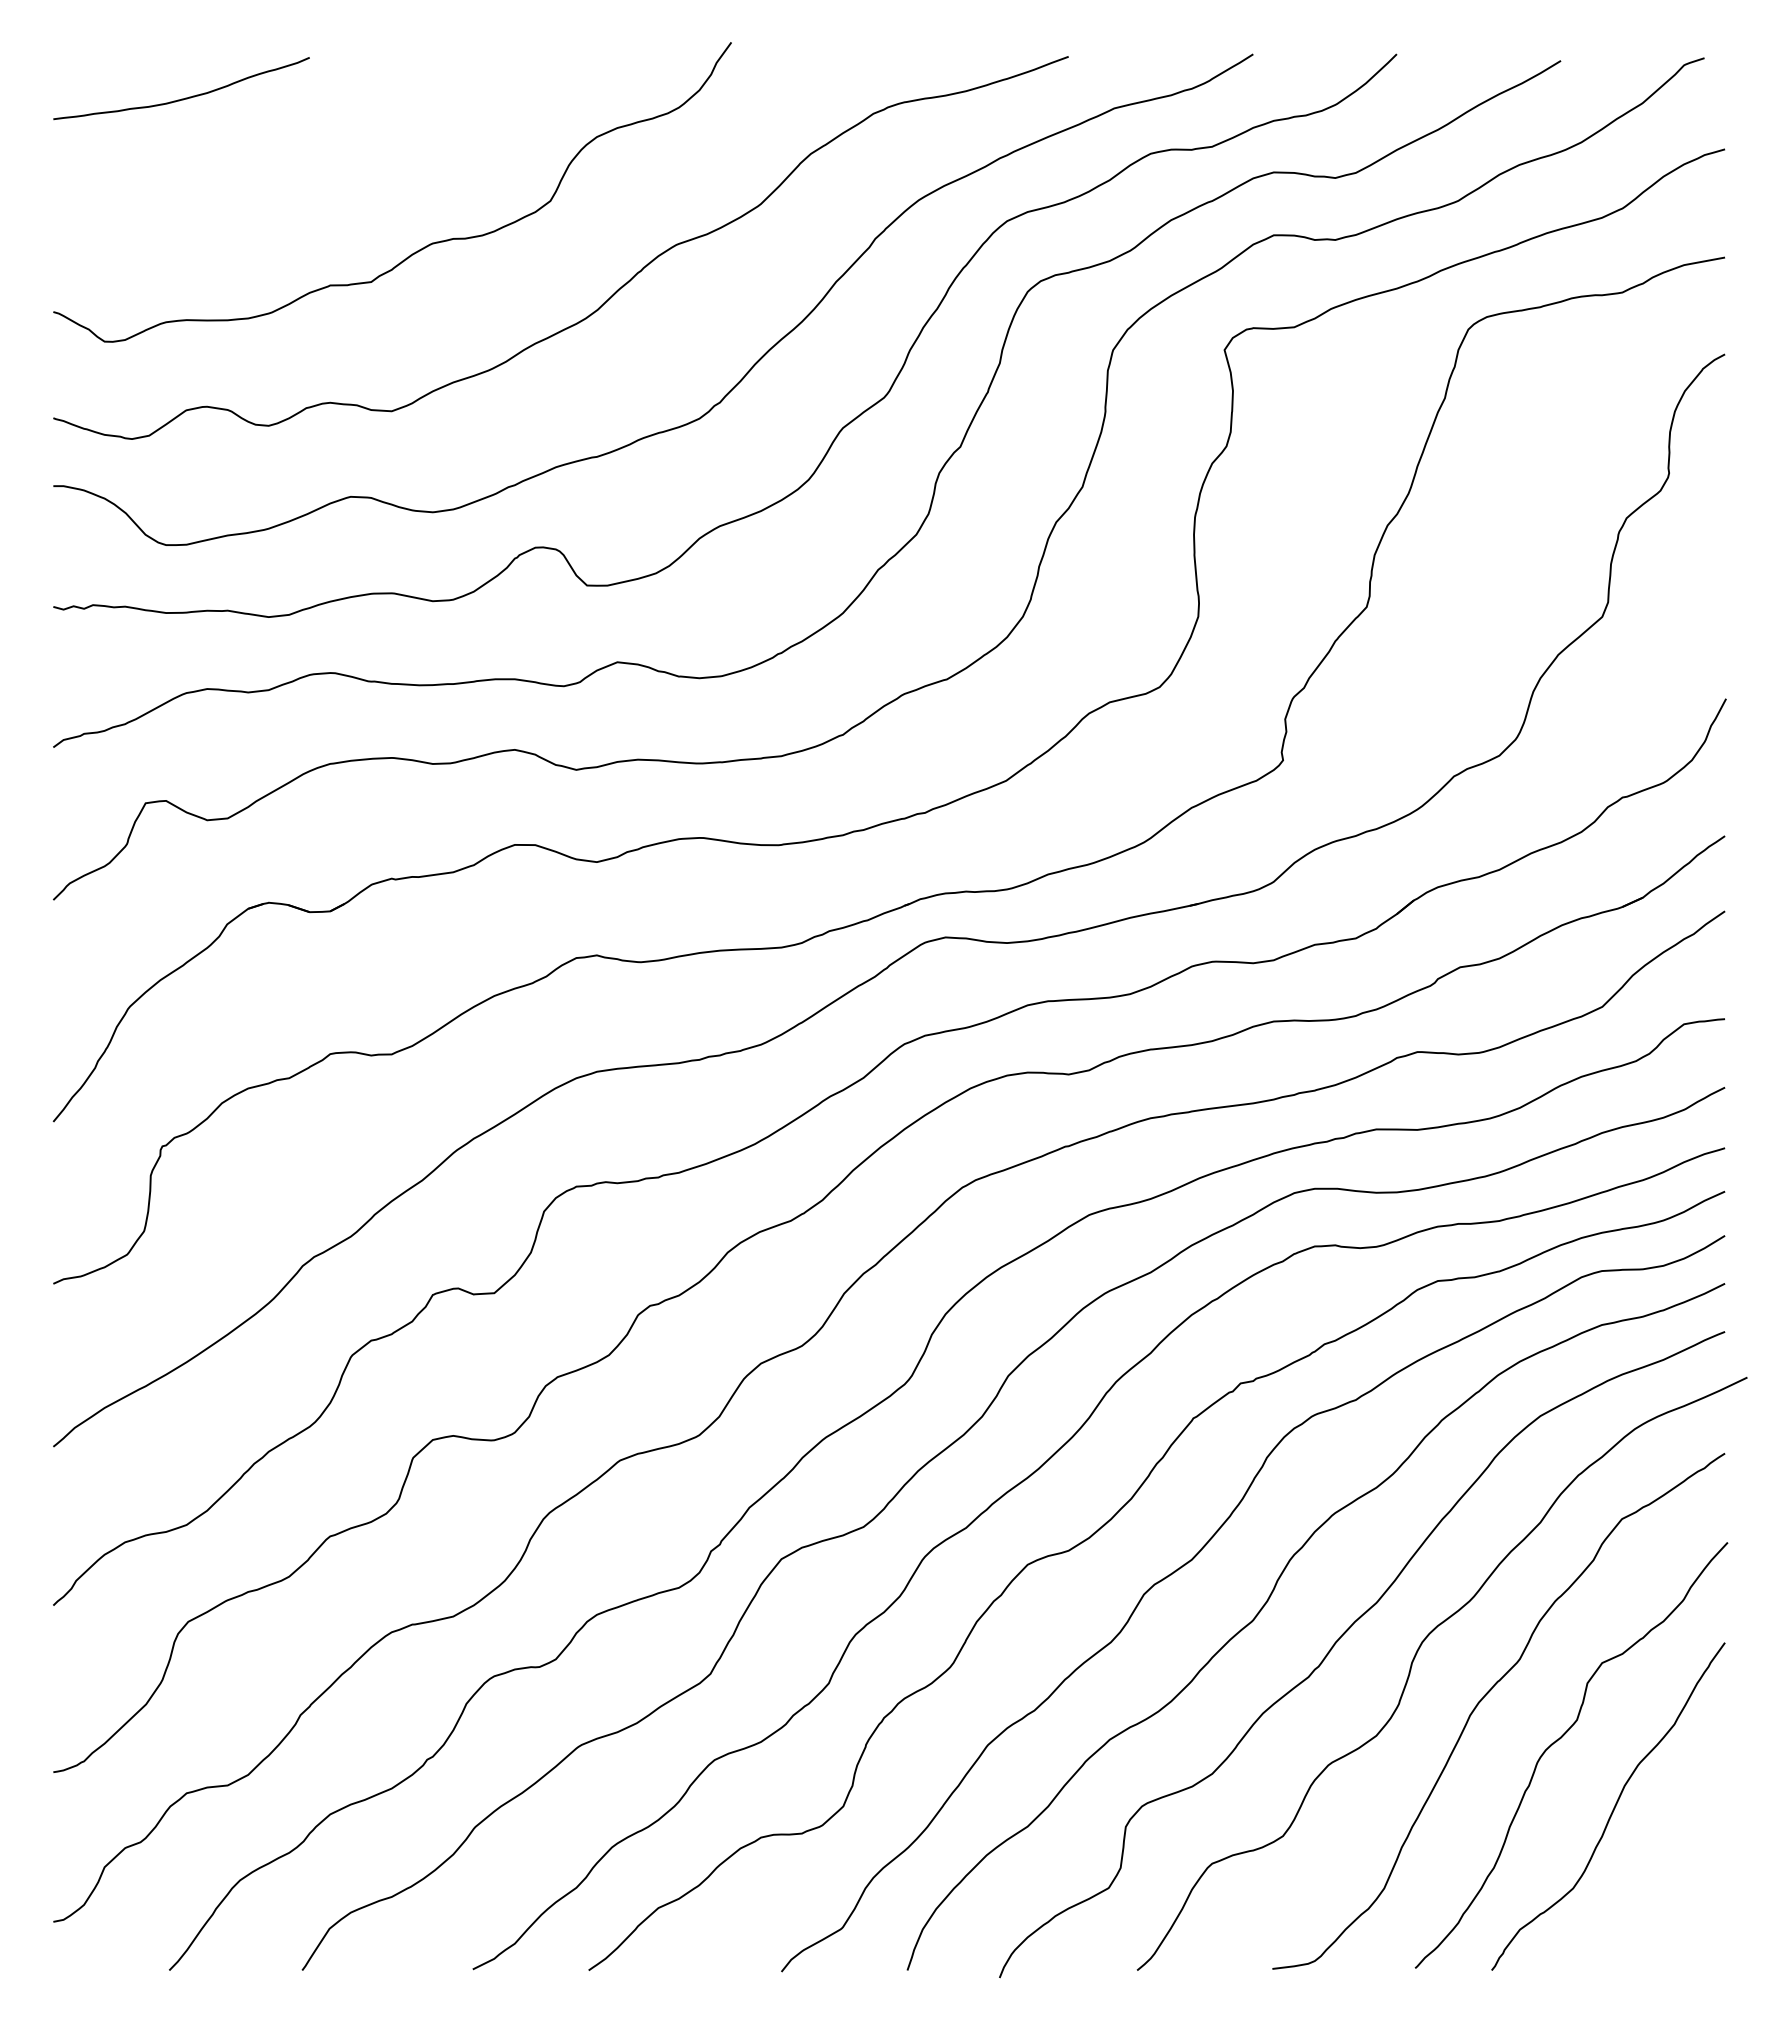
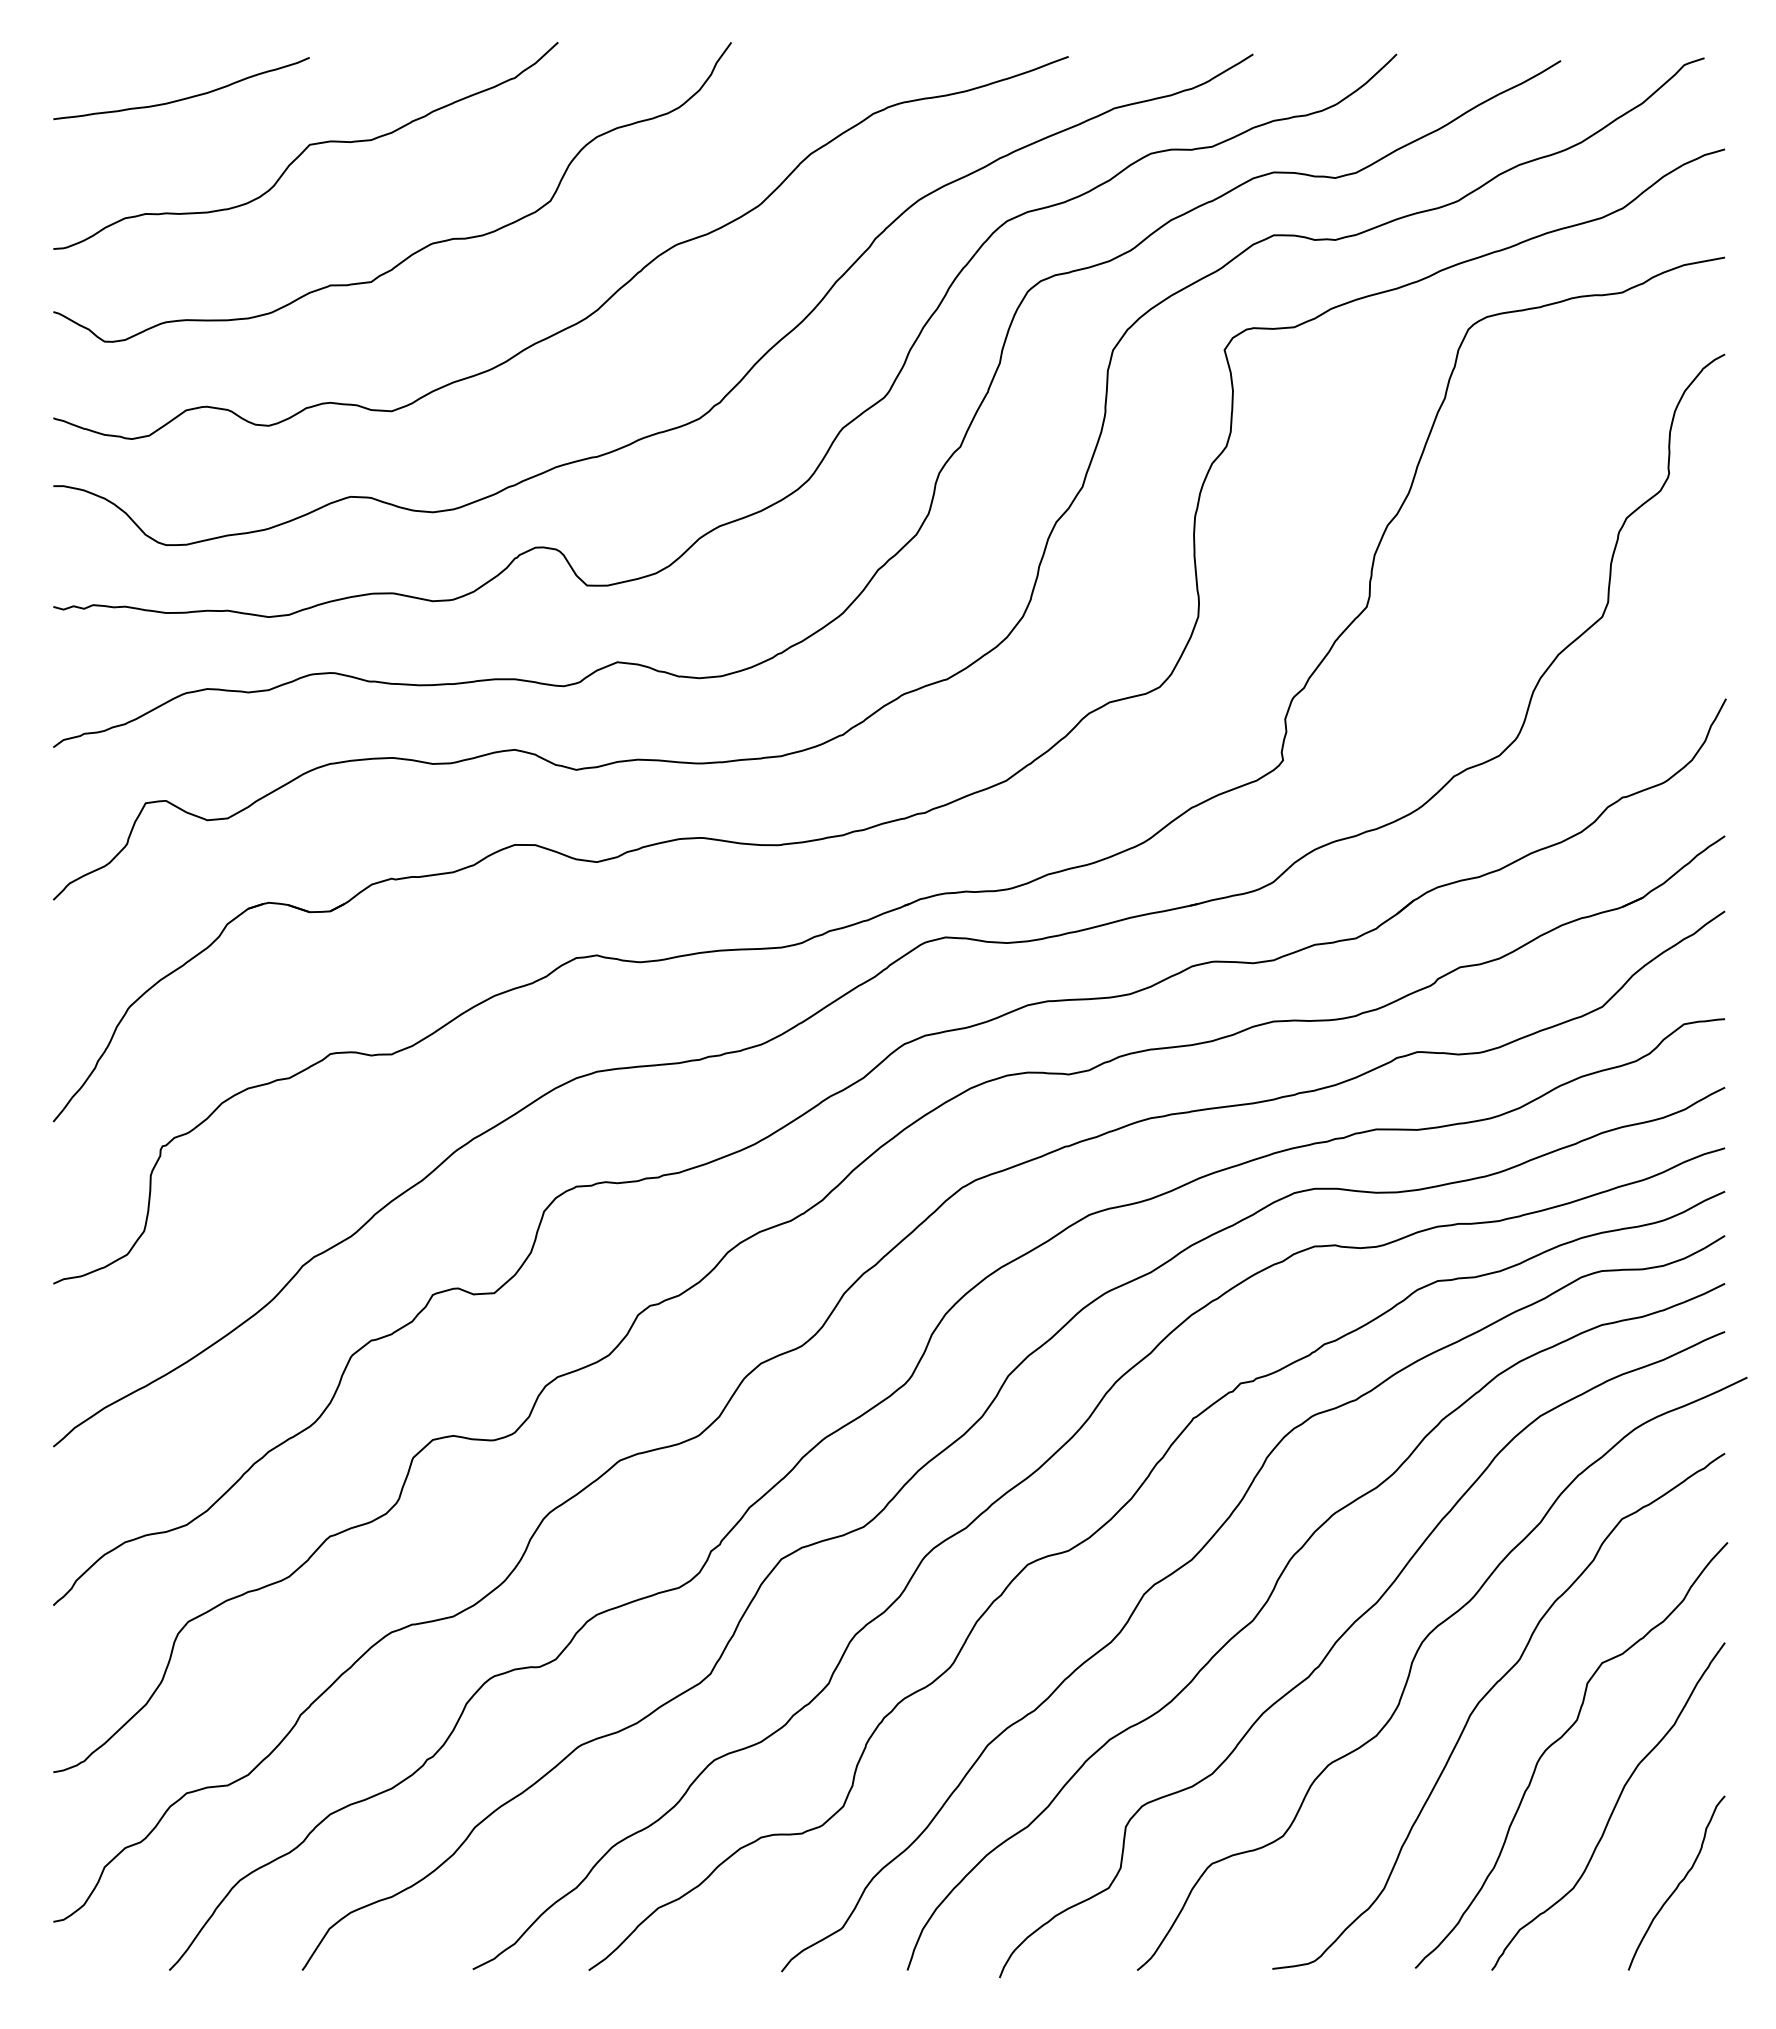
curve: none -> present (306, 146)
curve: none -> present (1678, 1883)
